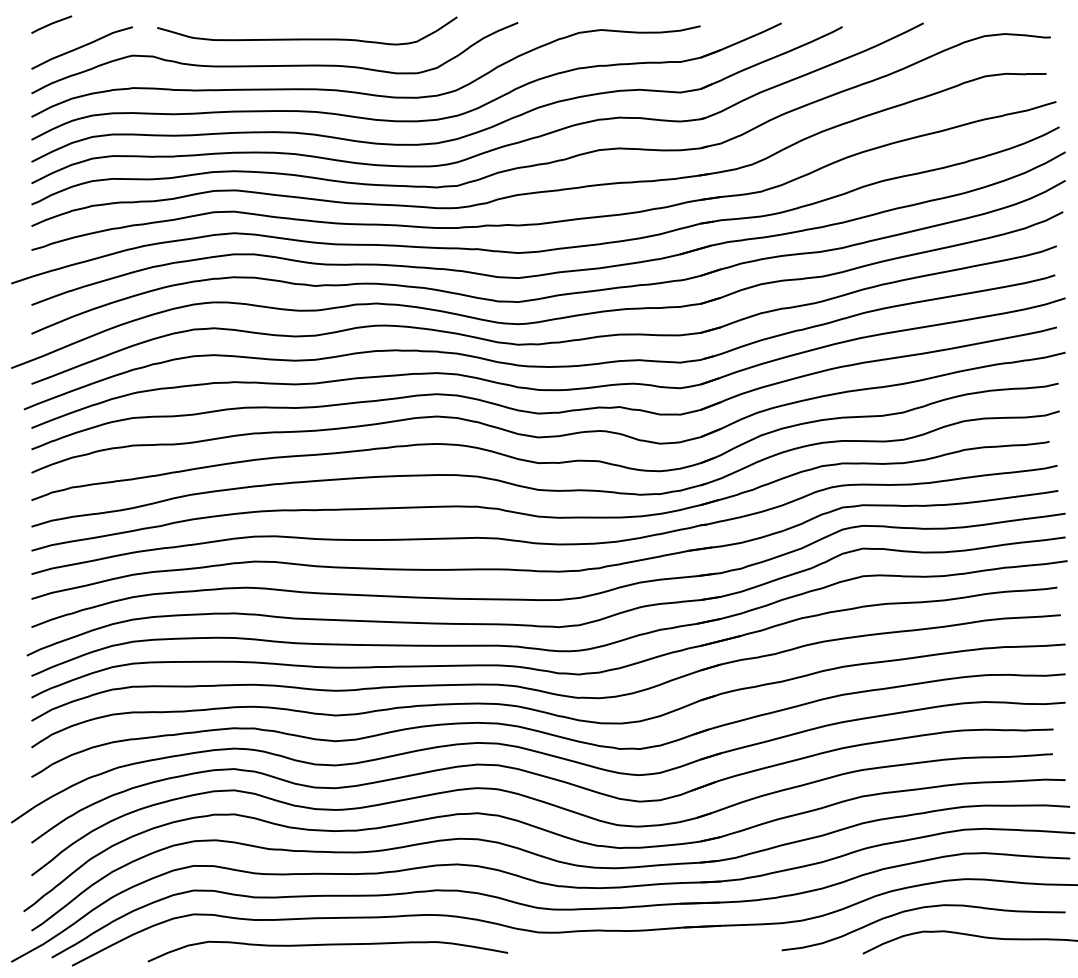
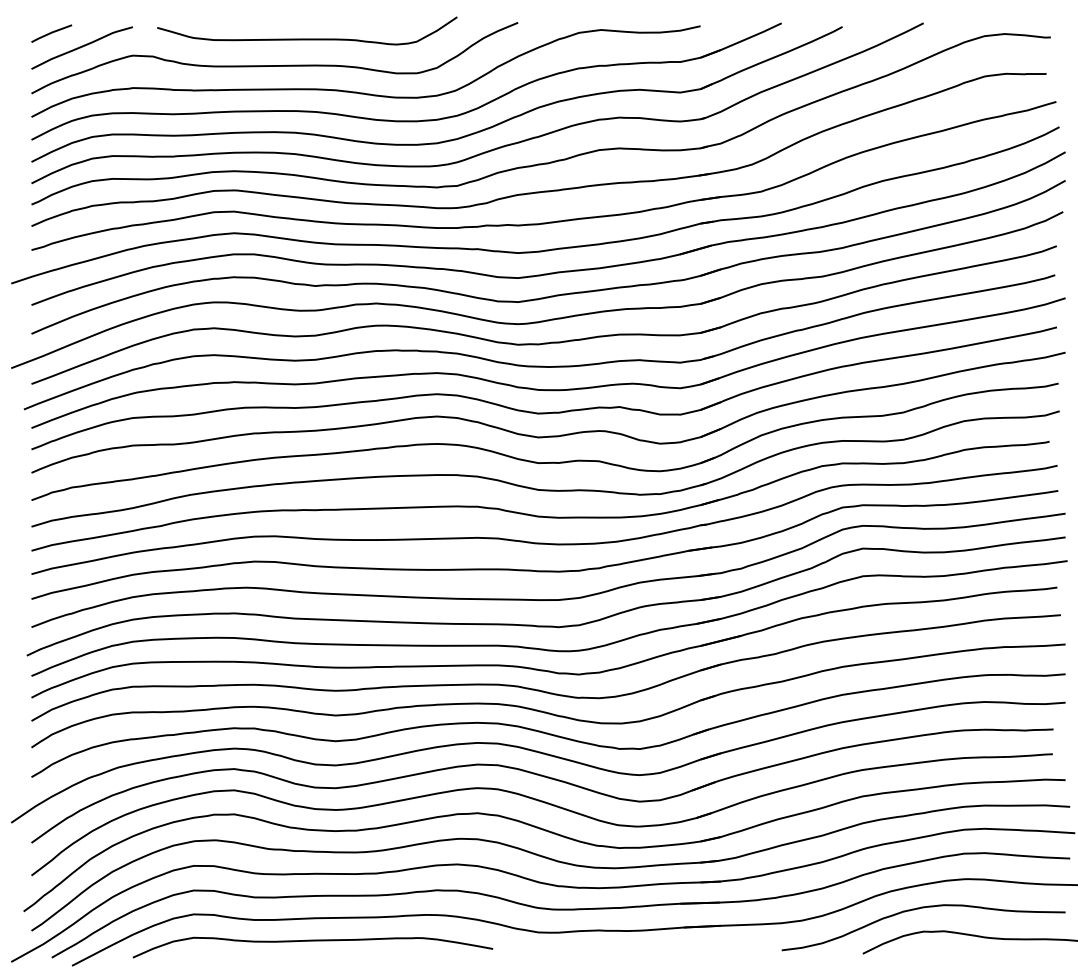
line position: (51, 24) -> (51, 33) (51, 33)
curve position: (327, 945) -> (312, 941) (312, 941)
